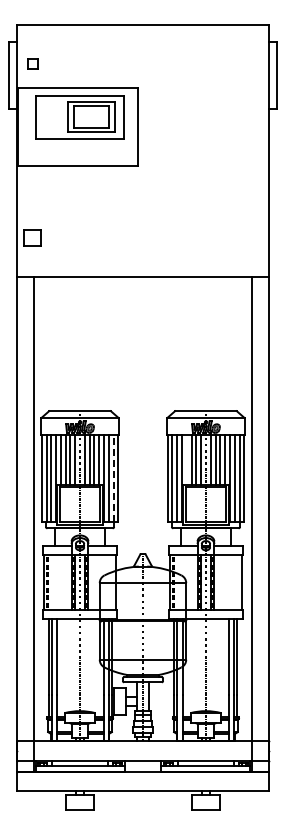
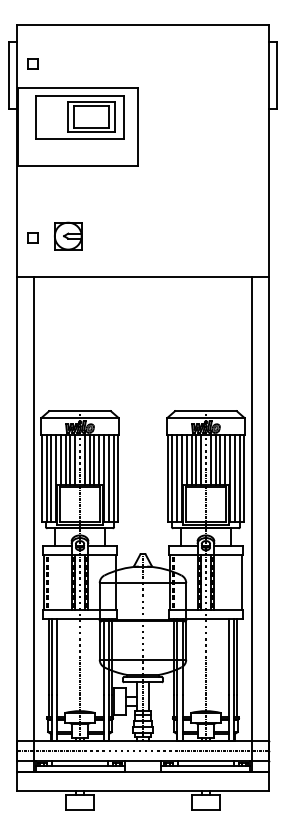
part: none -> present (68, 235)
part size: 19x18 px -> 12x12 px (32, 237)
line: none -> present (186, 459)
line: dashed -> solid (113, 478)
line: none -> present (142, 751)
